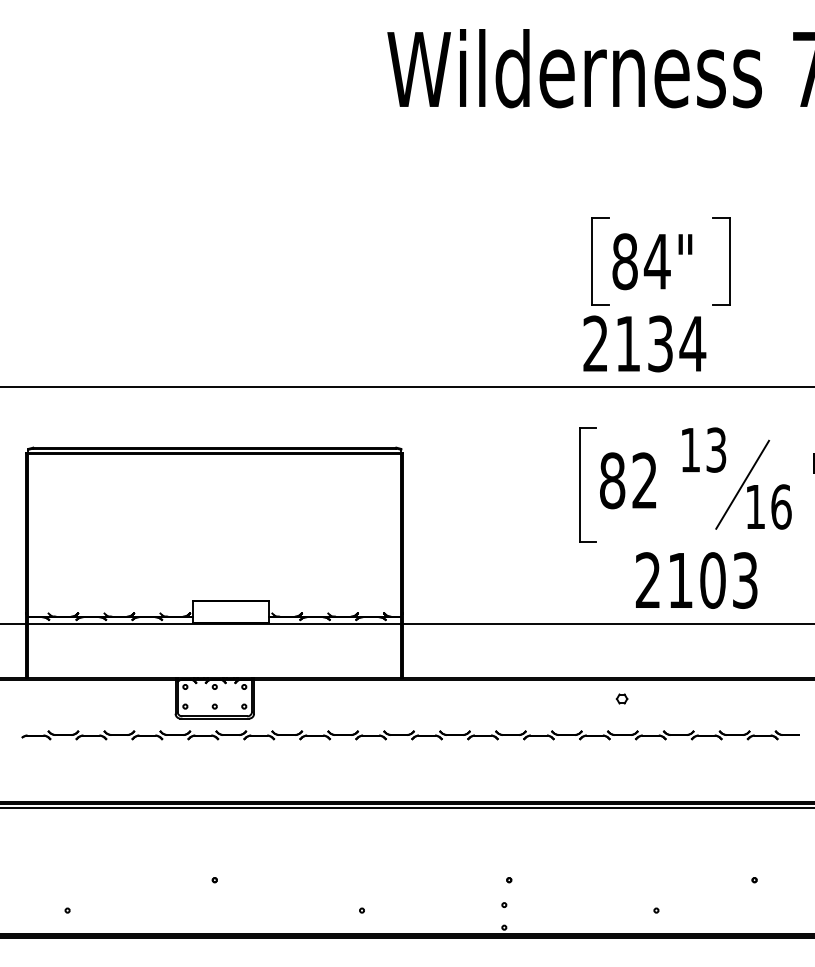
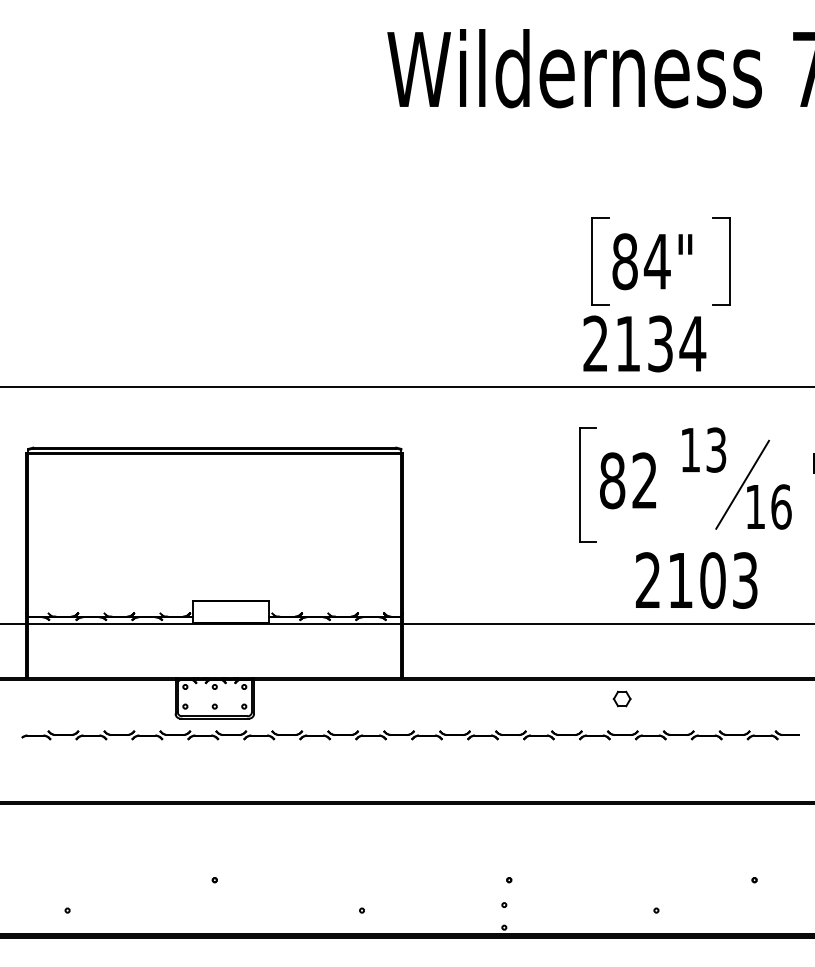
part size: 14x12 px -> 20x18 px (621, 698)
line: present -> none (406, 807)
